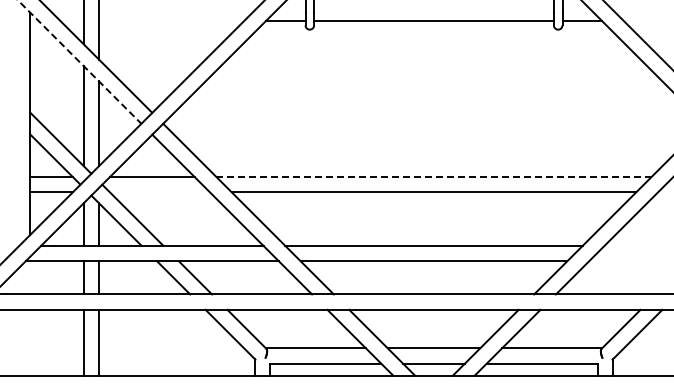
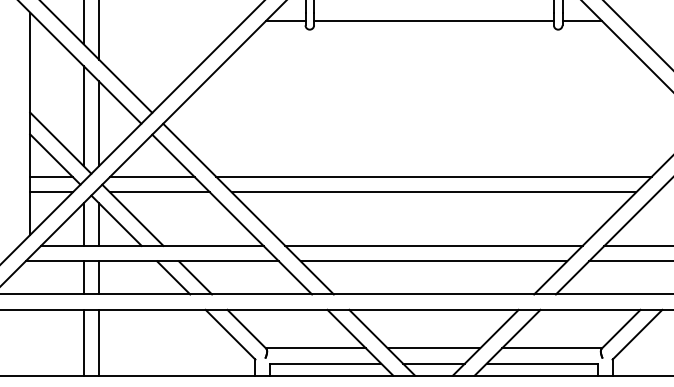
line: dashed -> solid (79, 62)
line: dashed -> solid (434, 177)
line: none -> present (160, 192)
line: none -> present (637, 245)
line: none -> present (629, 261)
